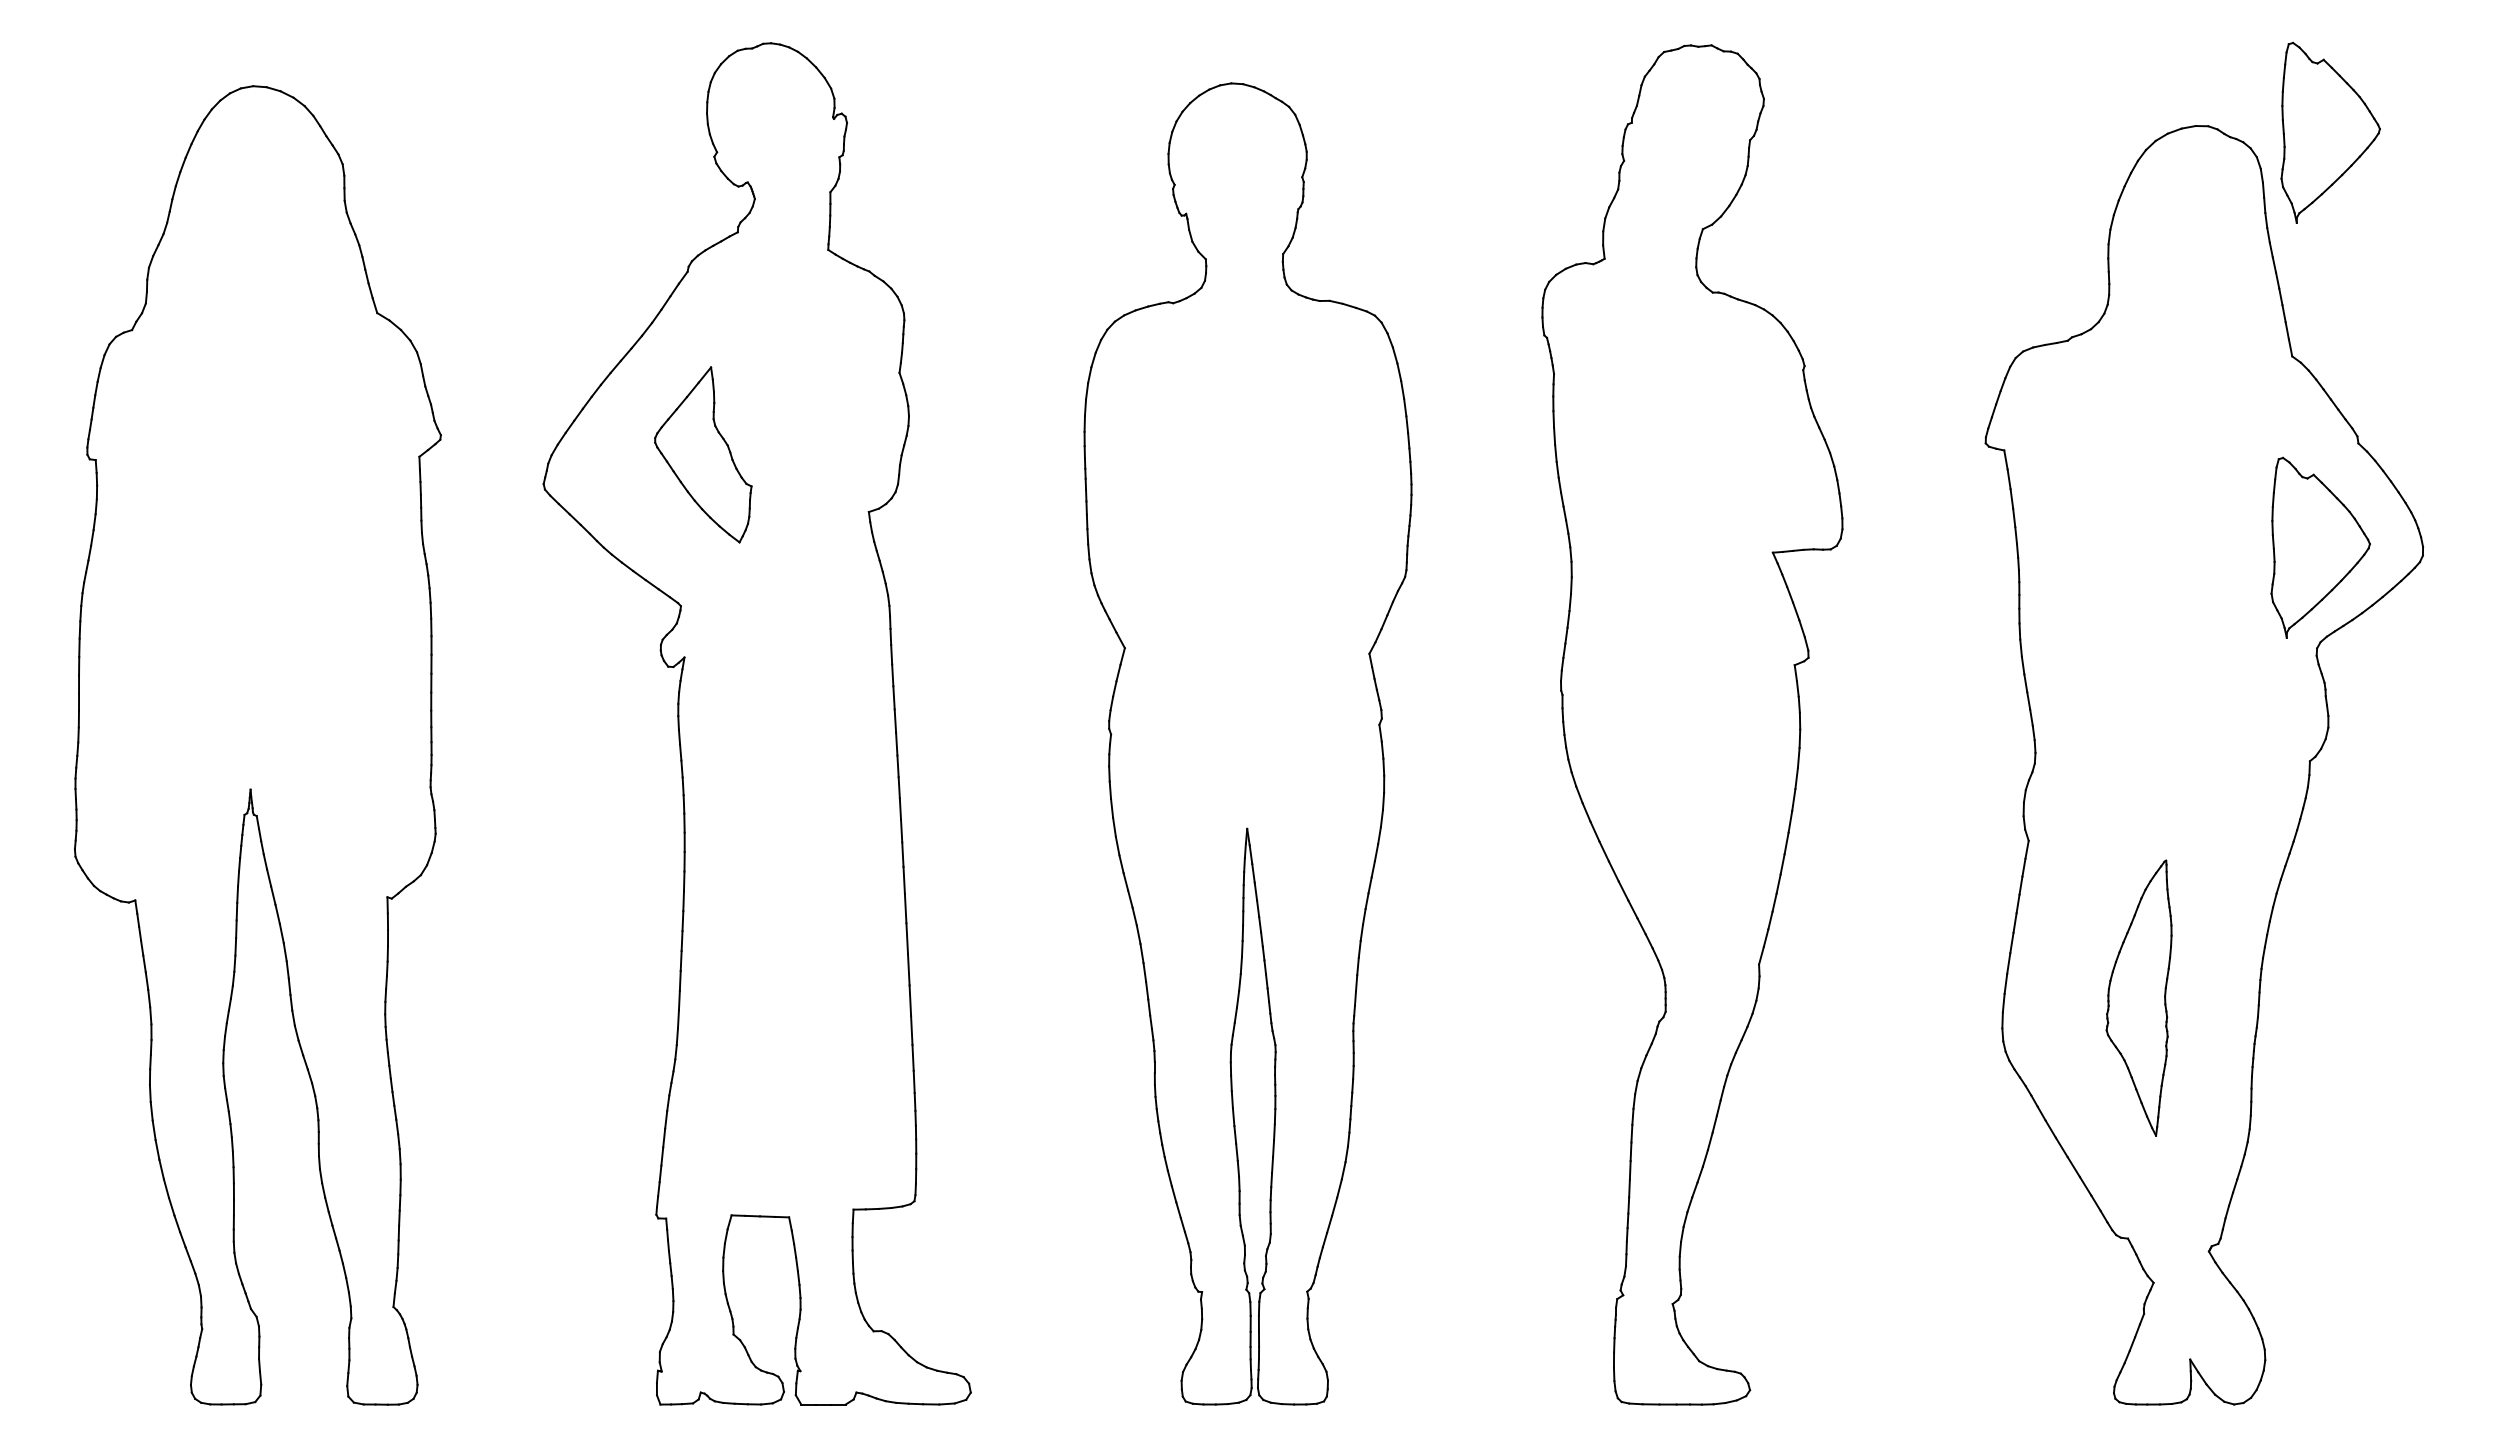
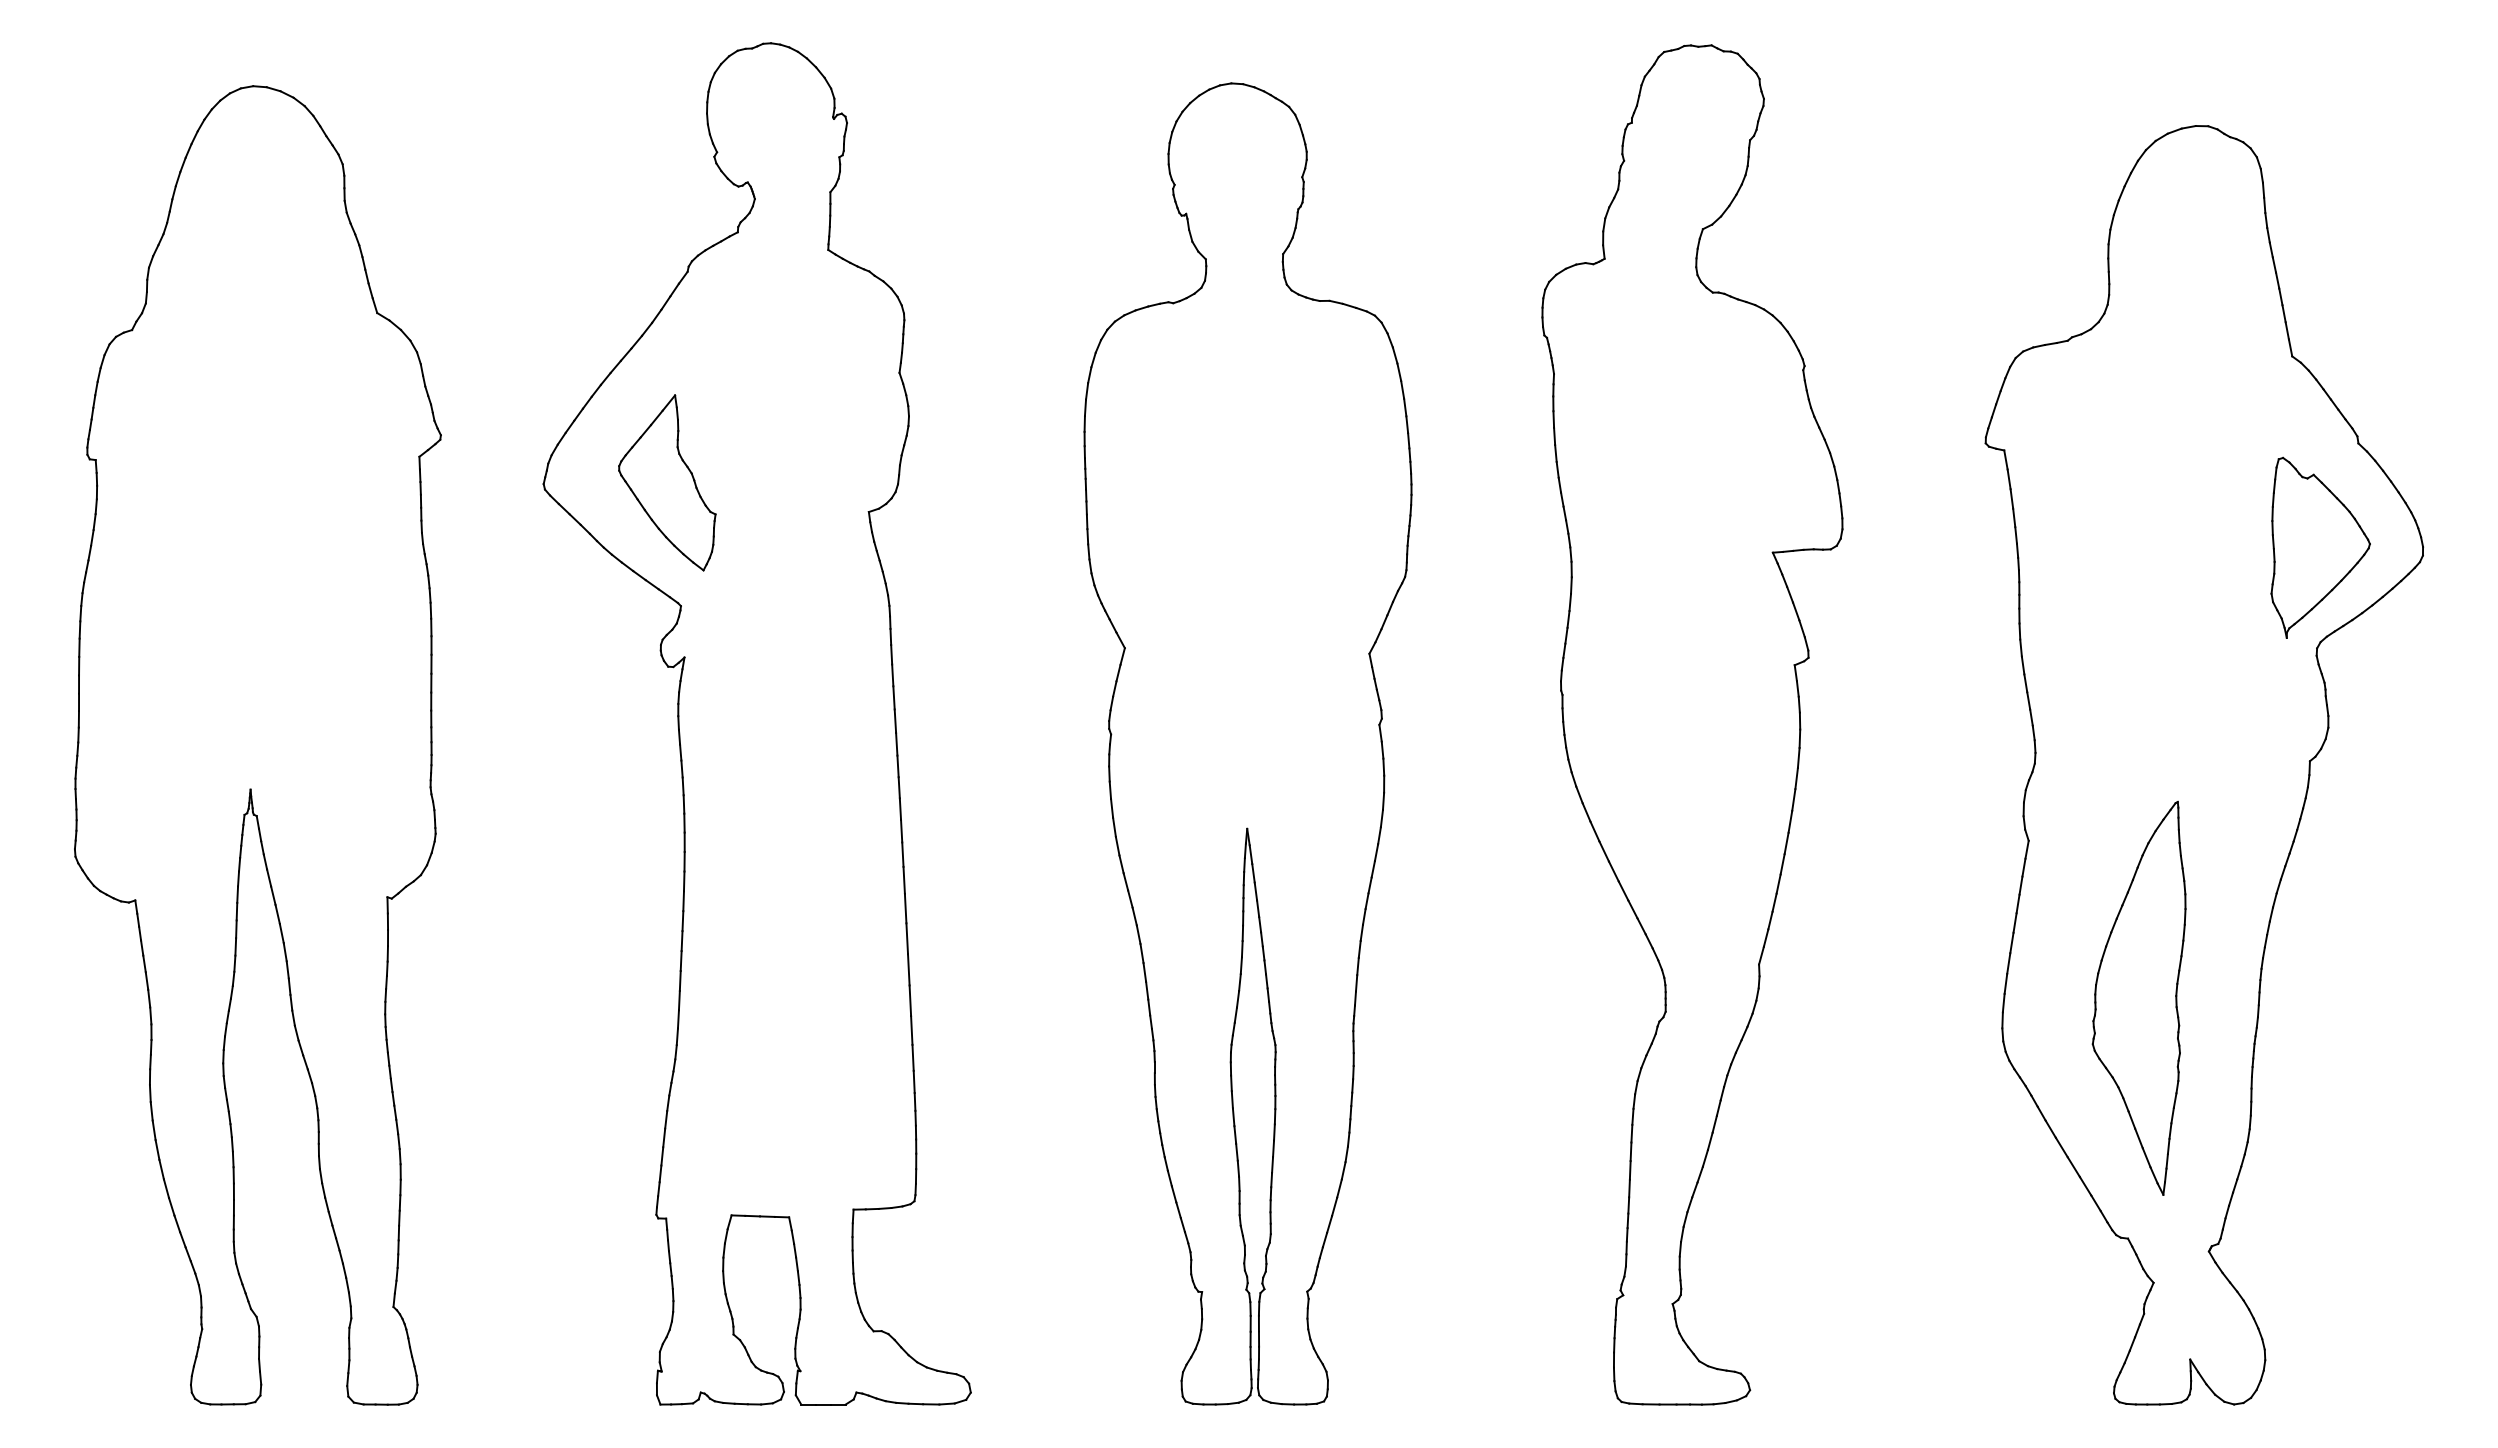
part: present -> none (2330, 132)
part position: (703, 454) -> (667, 482) (667, 482)
part size: 68x278 px -> 96x396 px (2138, 997)
